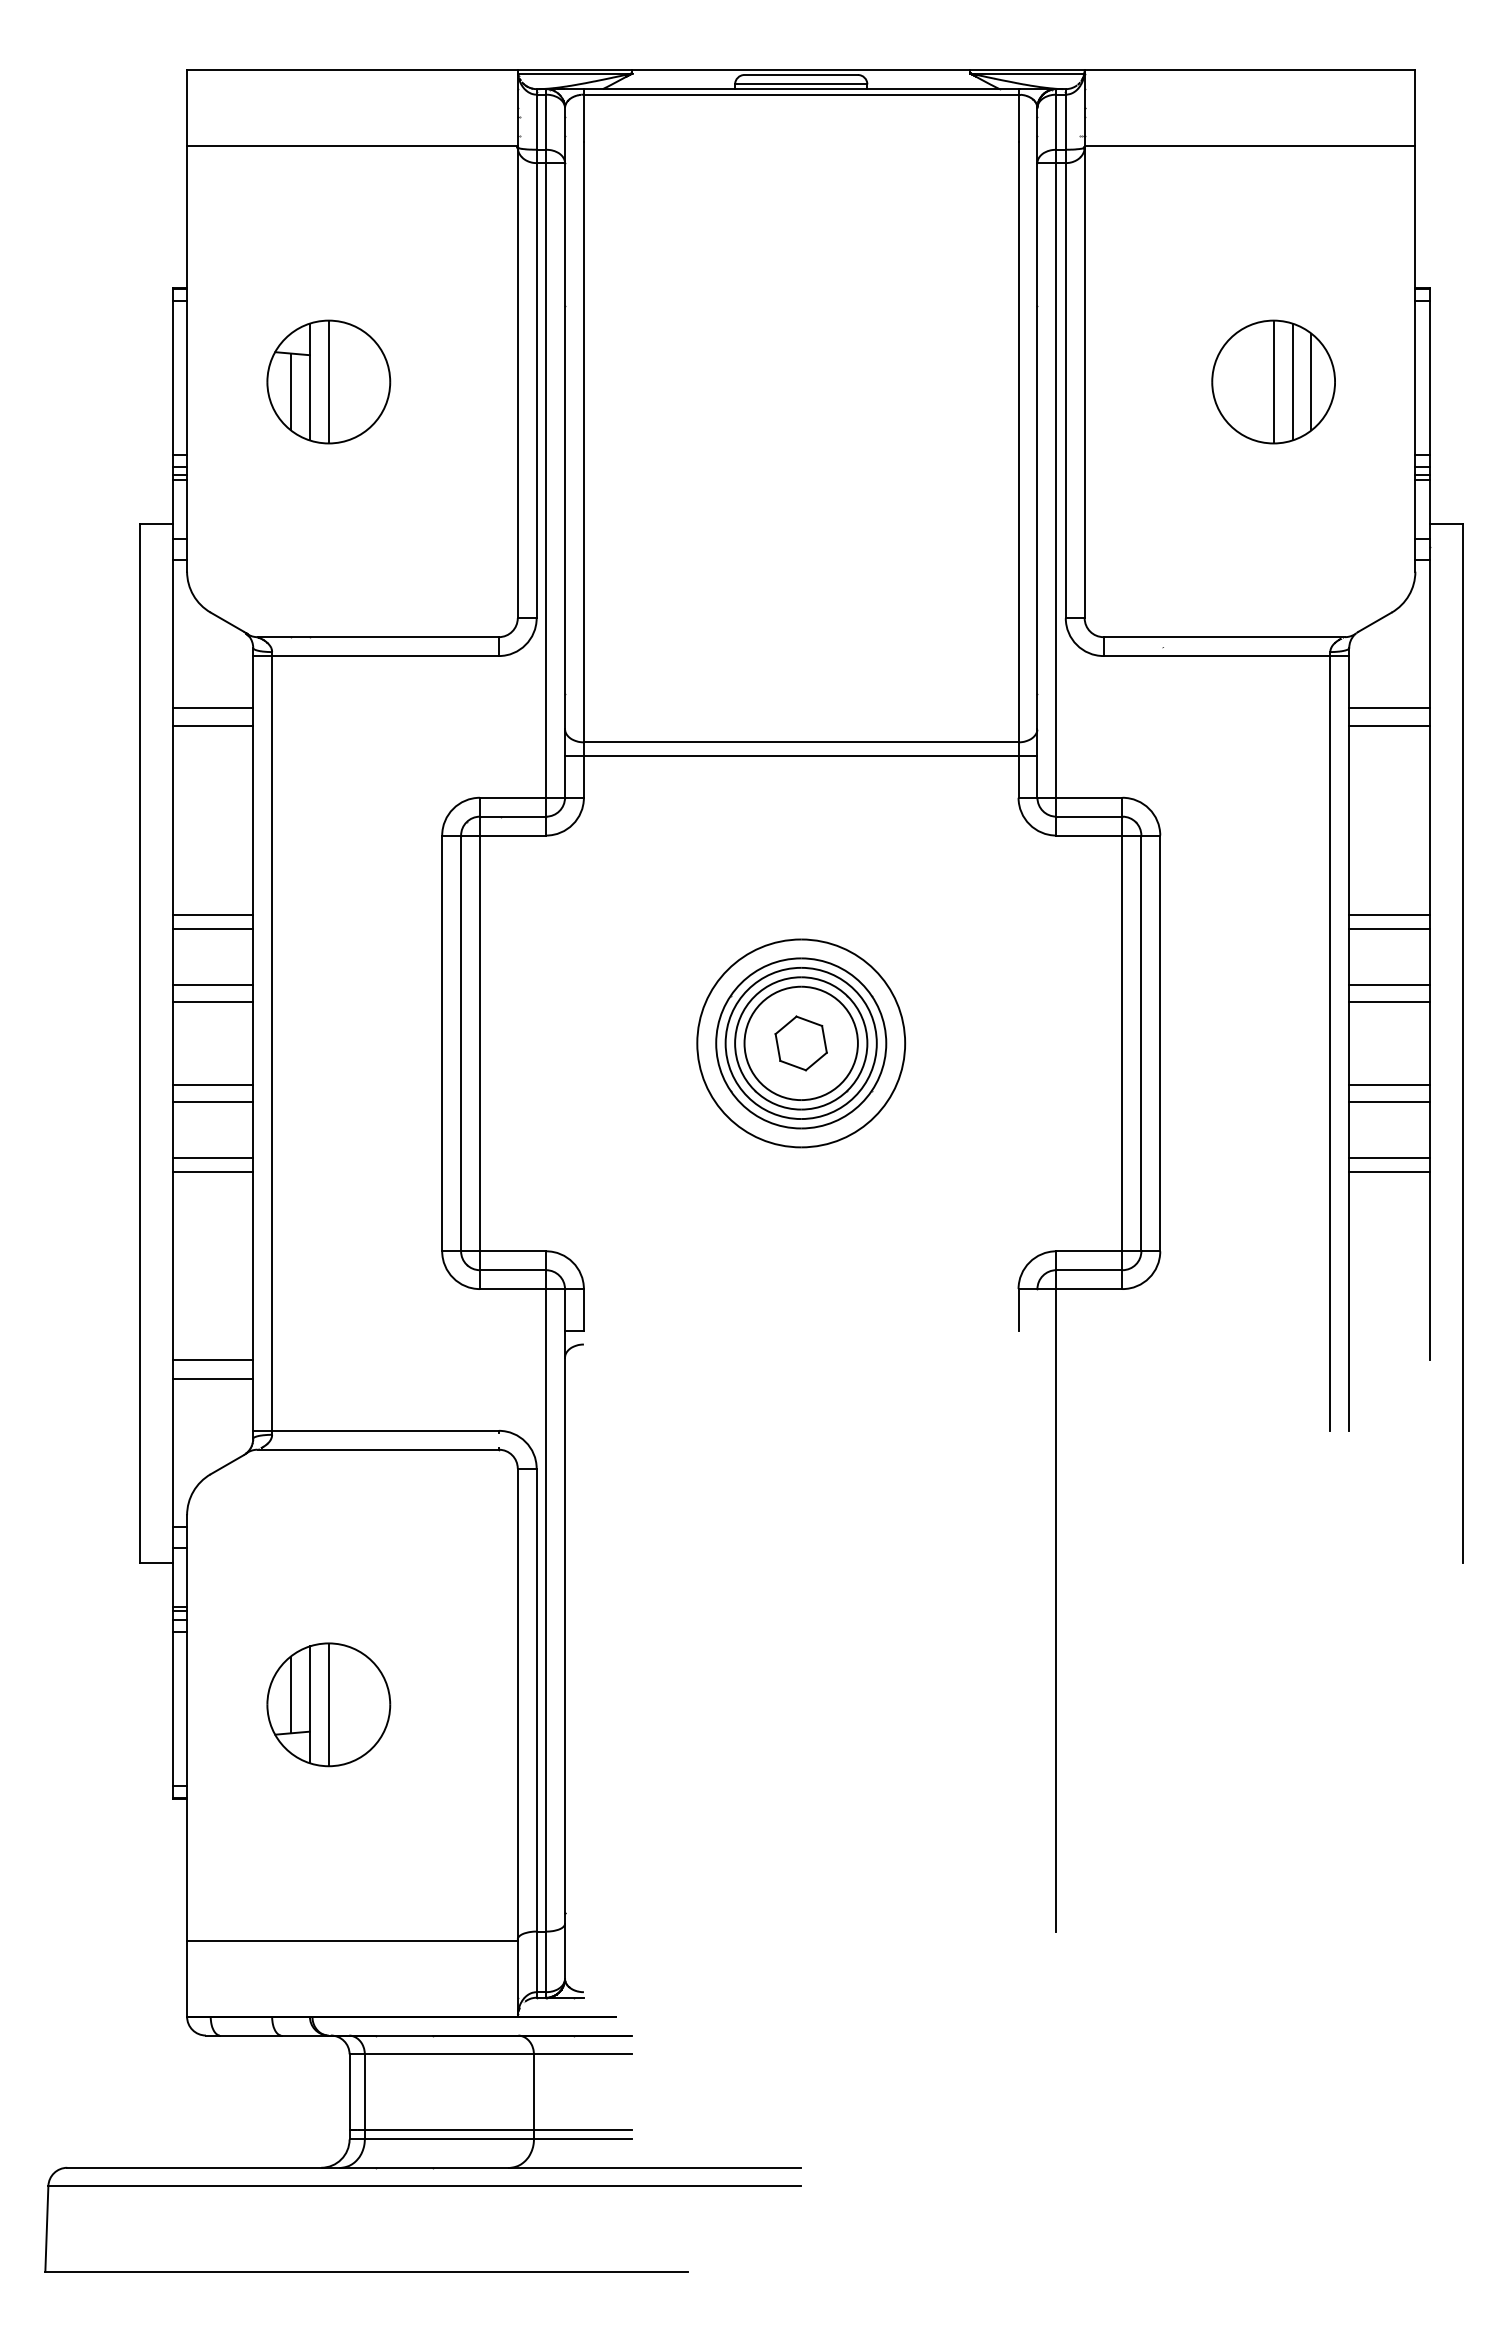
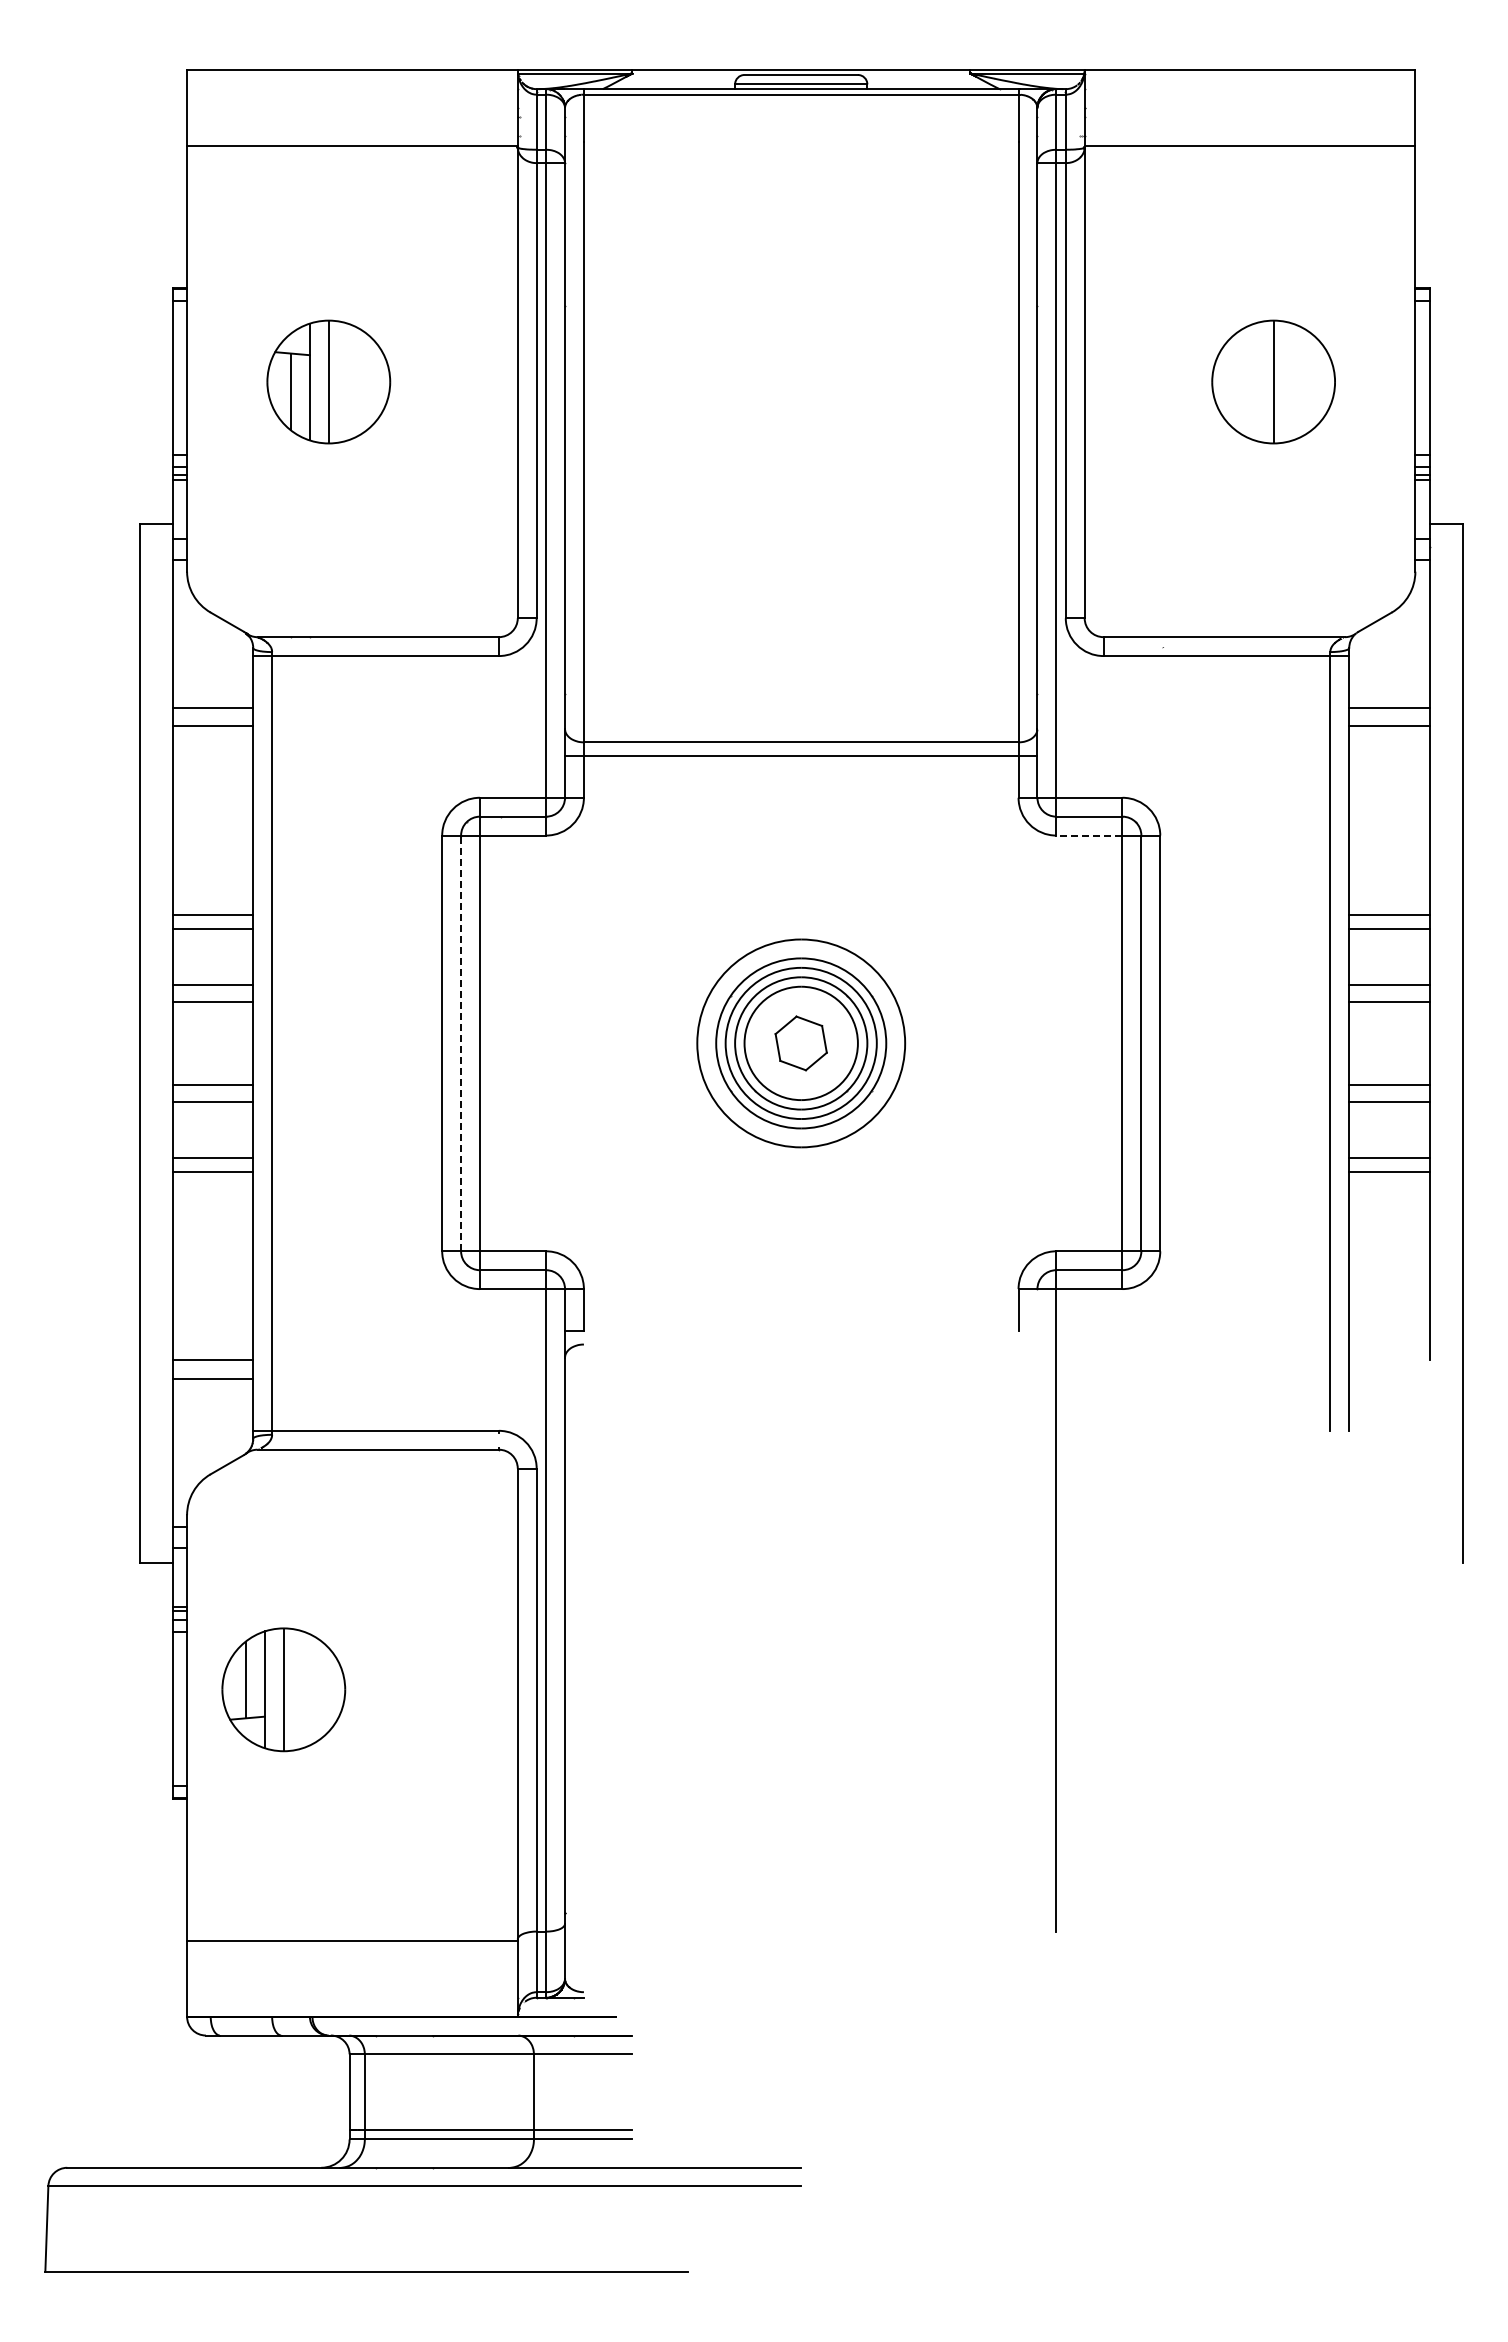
line: present -> none (1292, 381)
line: present -> none (1311, 381)
line: solid -> dashed (1088, 835)
line: solid -> dashed (461, 1043)
part position: (328, 1704) -> (283, 1689) (283, 1689)
